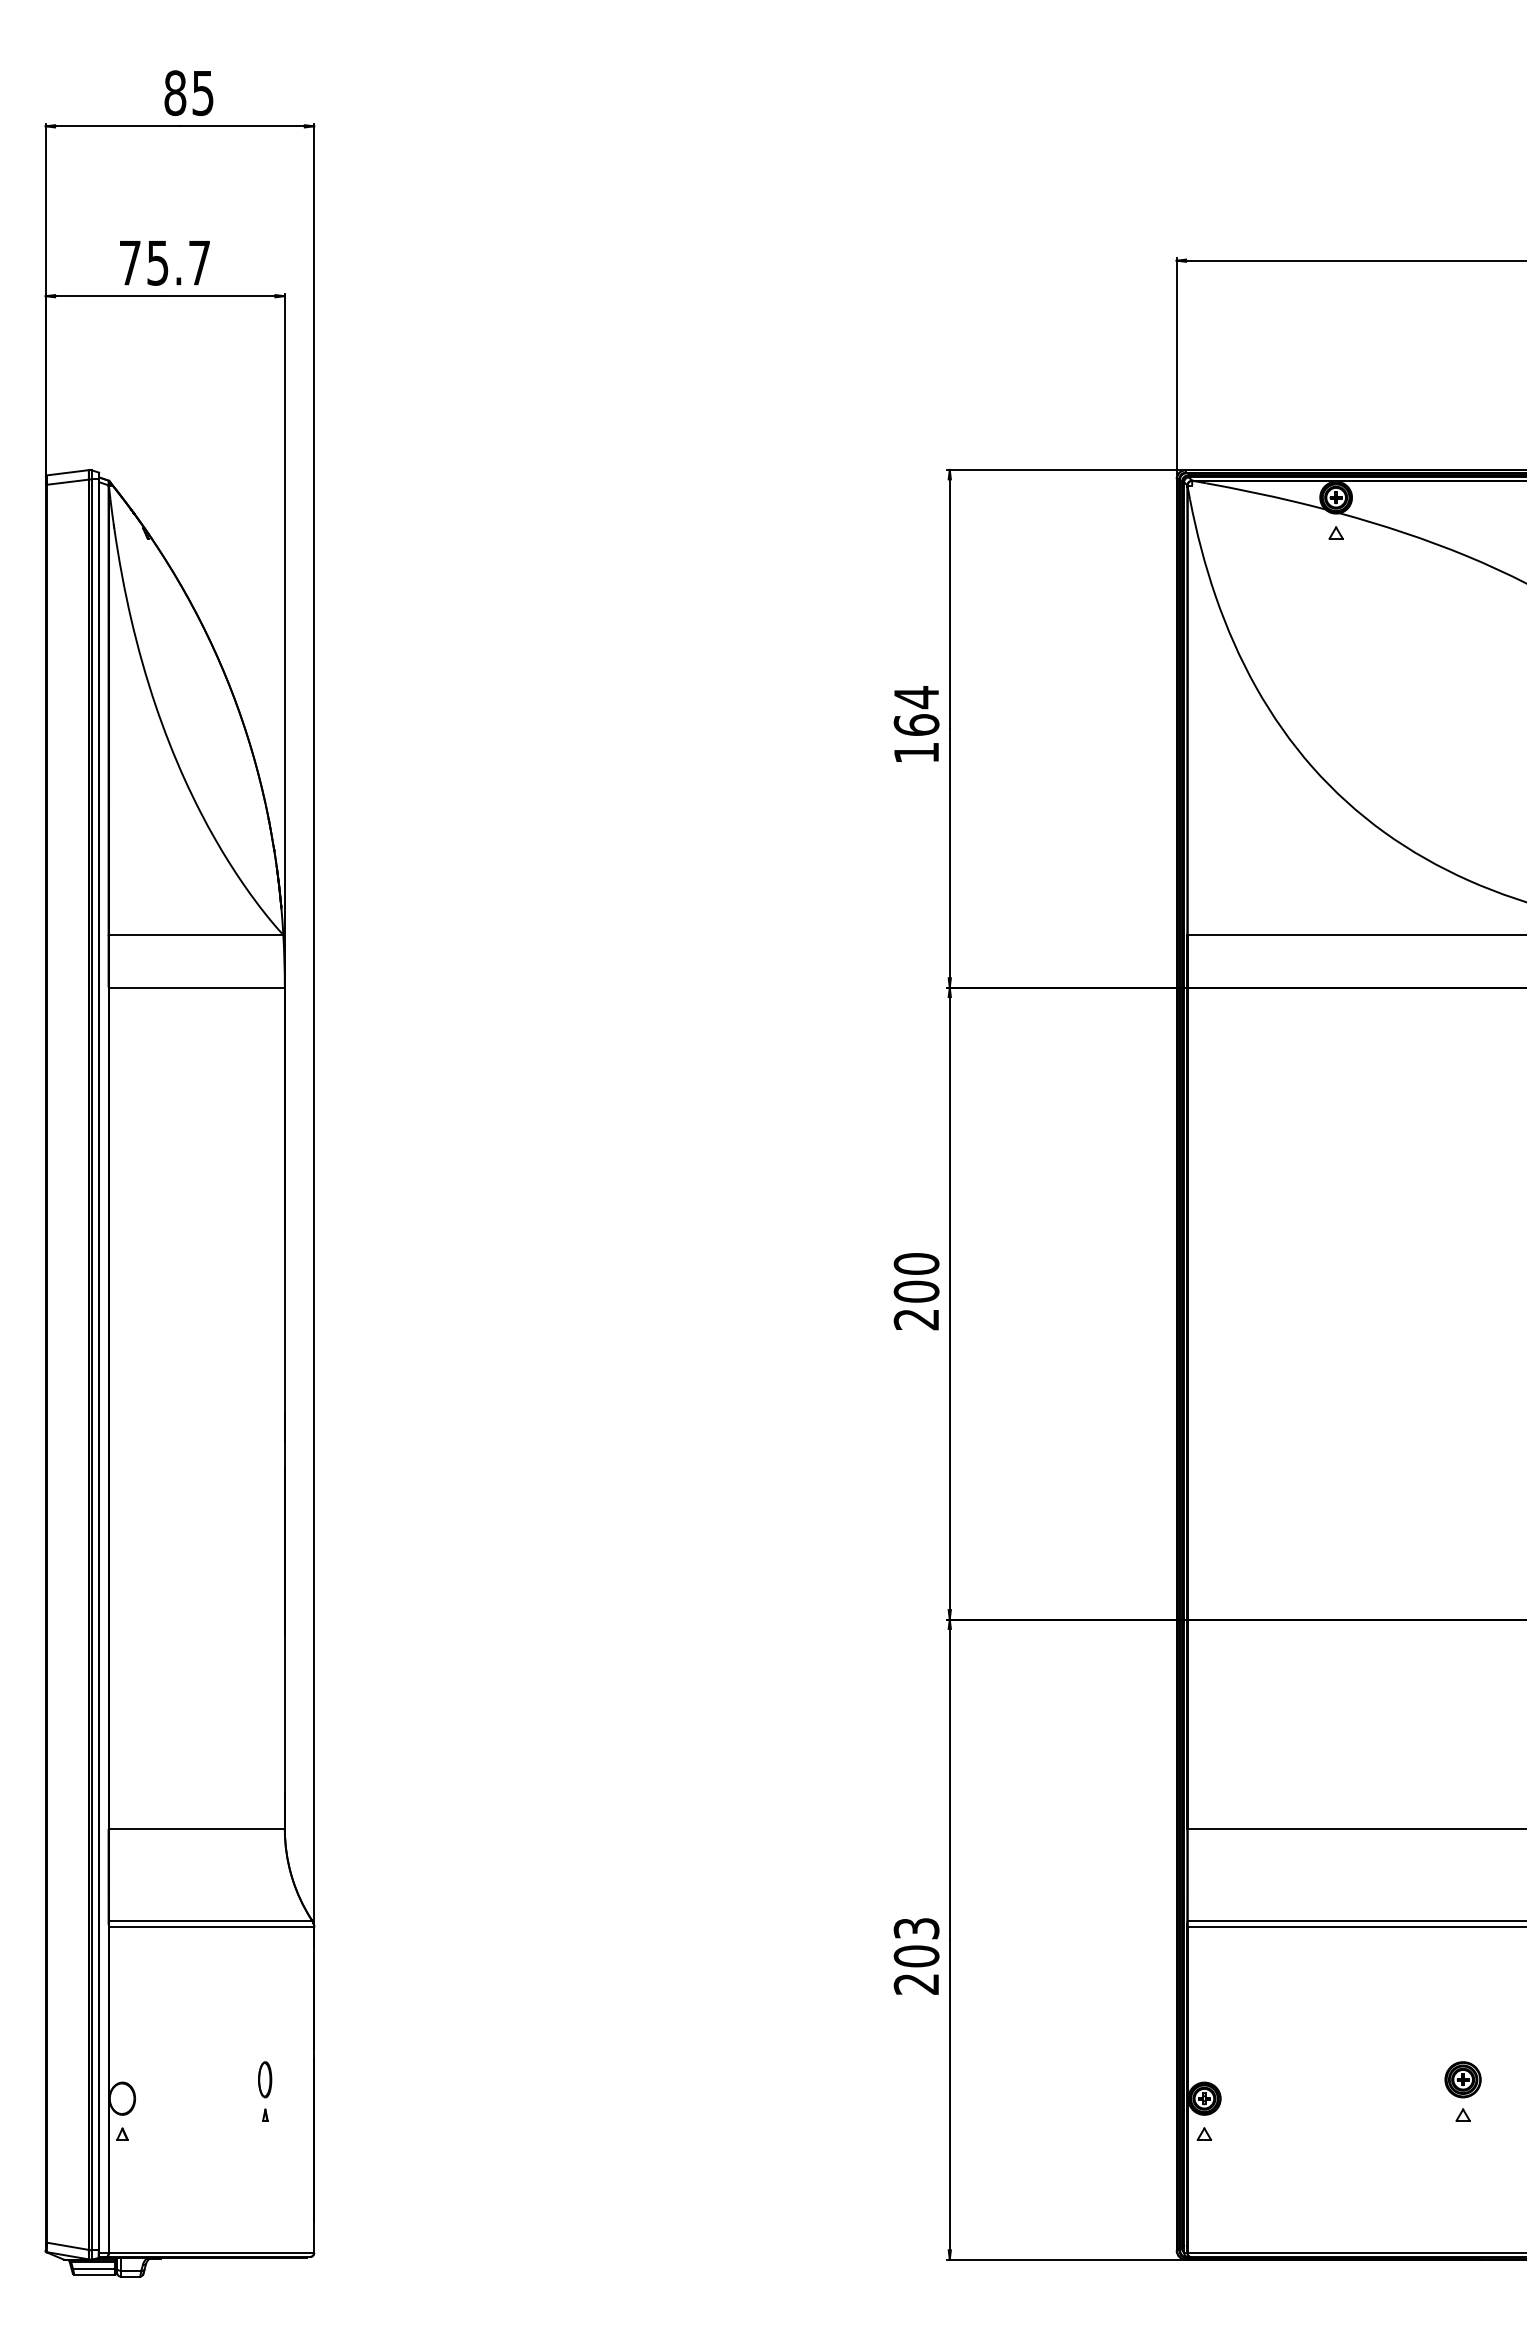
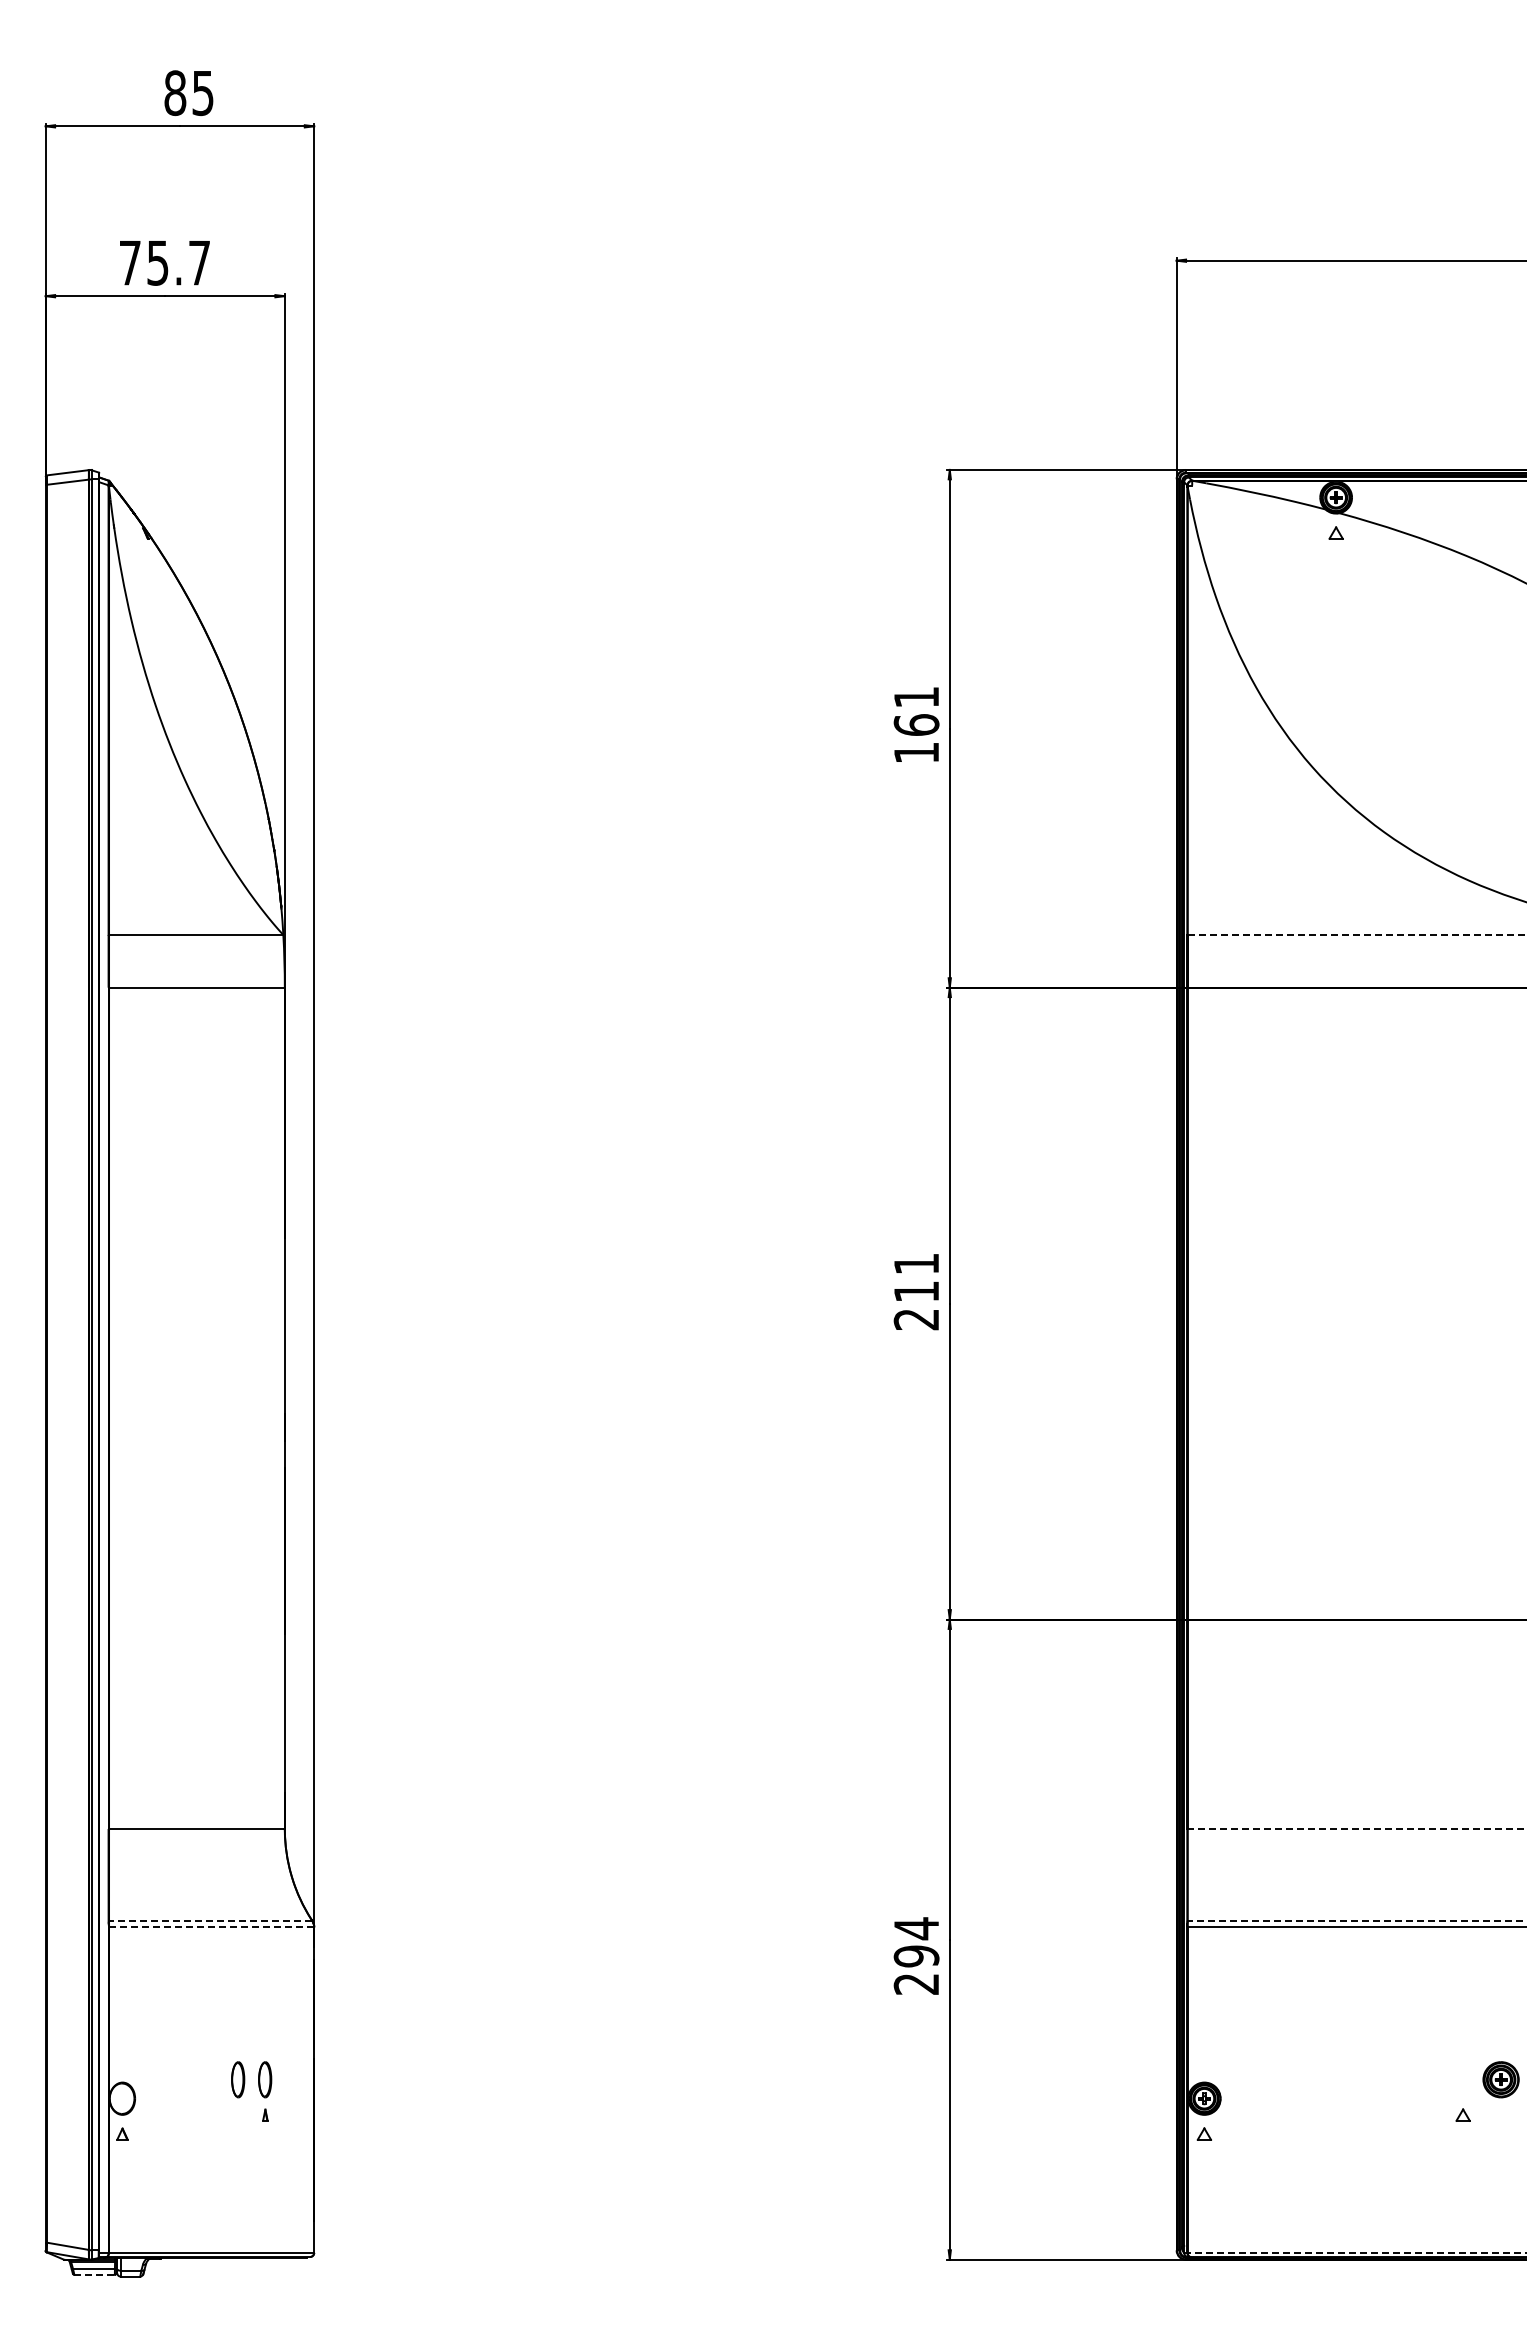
text: 164 -> 161 (916, 697)
line: solid -> dashed (1357, 934)
text: 200 -> 211 (916, 1277)
line: solid -> dashed (1357, 1828)
line: solid -> dashed (210, 1920)
line: solid -> dashed (1356, 1920)
line: solid -> dashed (211, 1926)
text: 203 -> 294 (916, 1942)
part: none -> present (238, 2079)
part position: (1462, 2079) -> (1500, 2079) (1500, 2079)
line: solid -> dashed (1355, 2252)
line: solid -> dashed (95, 2274)
